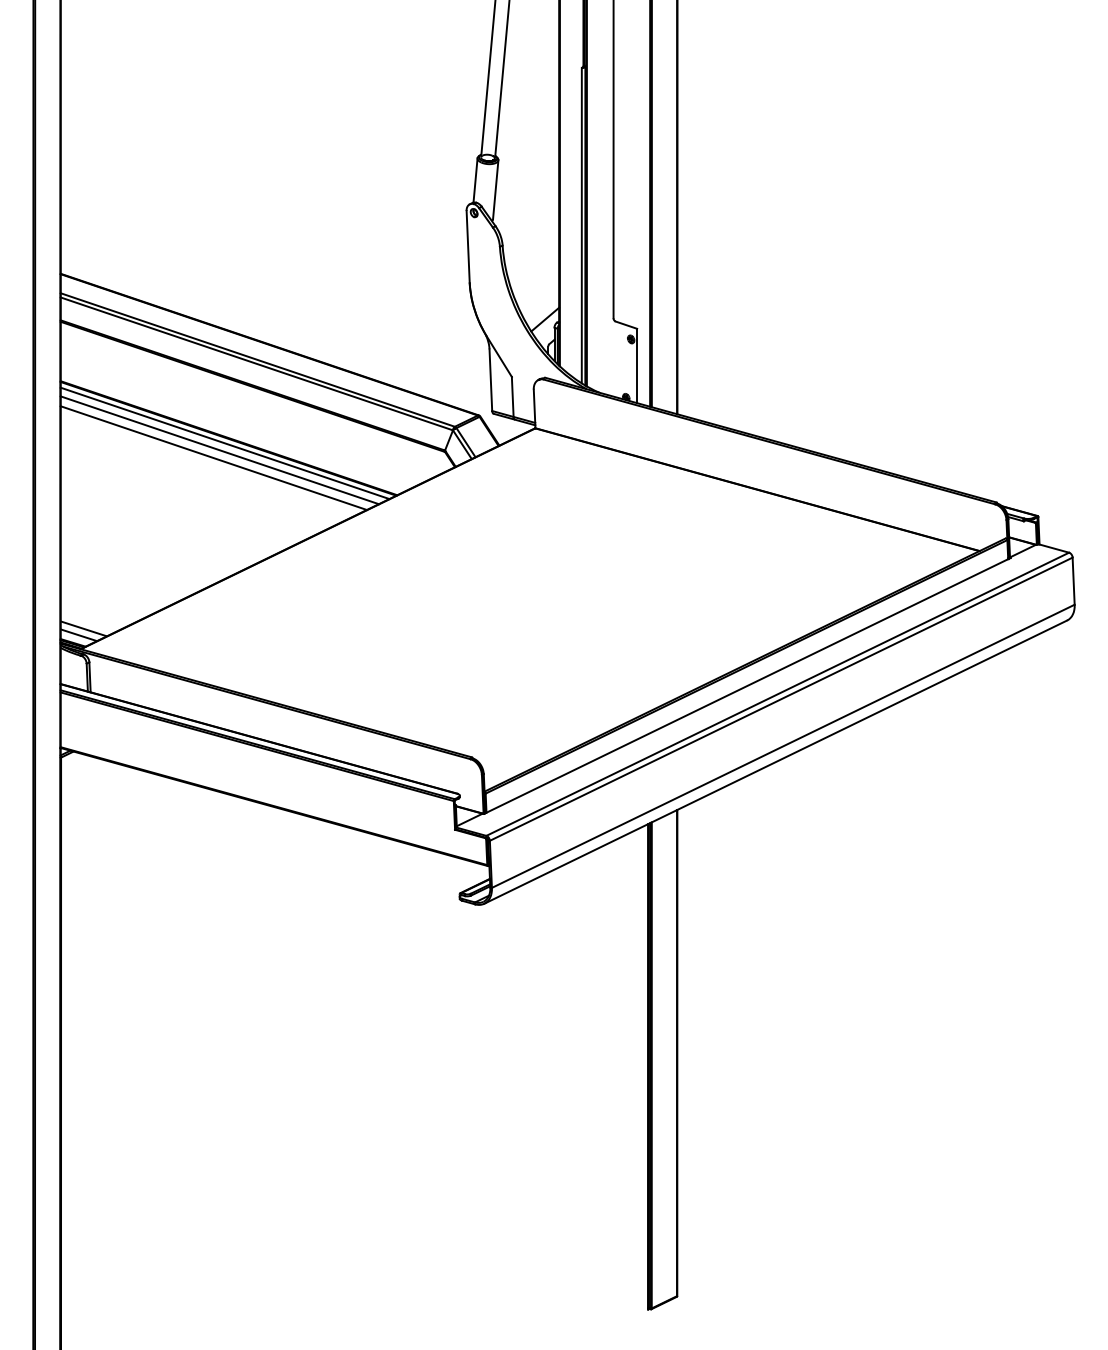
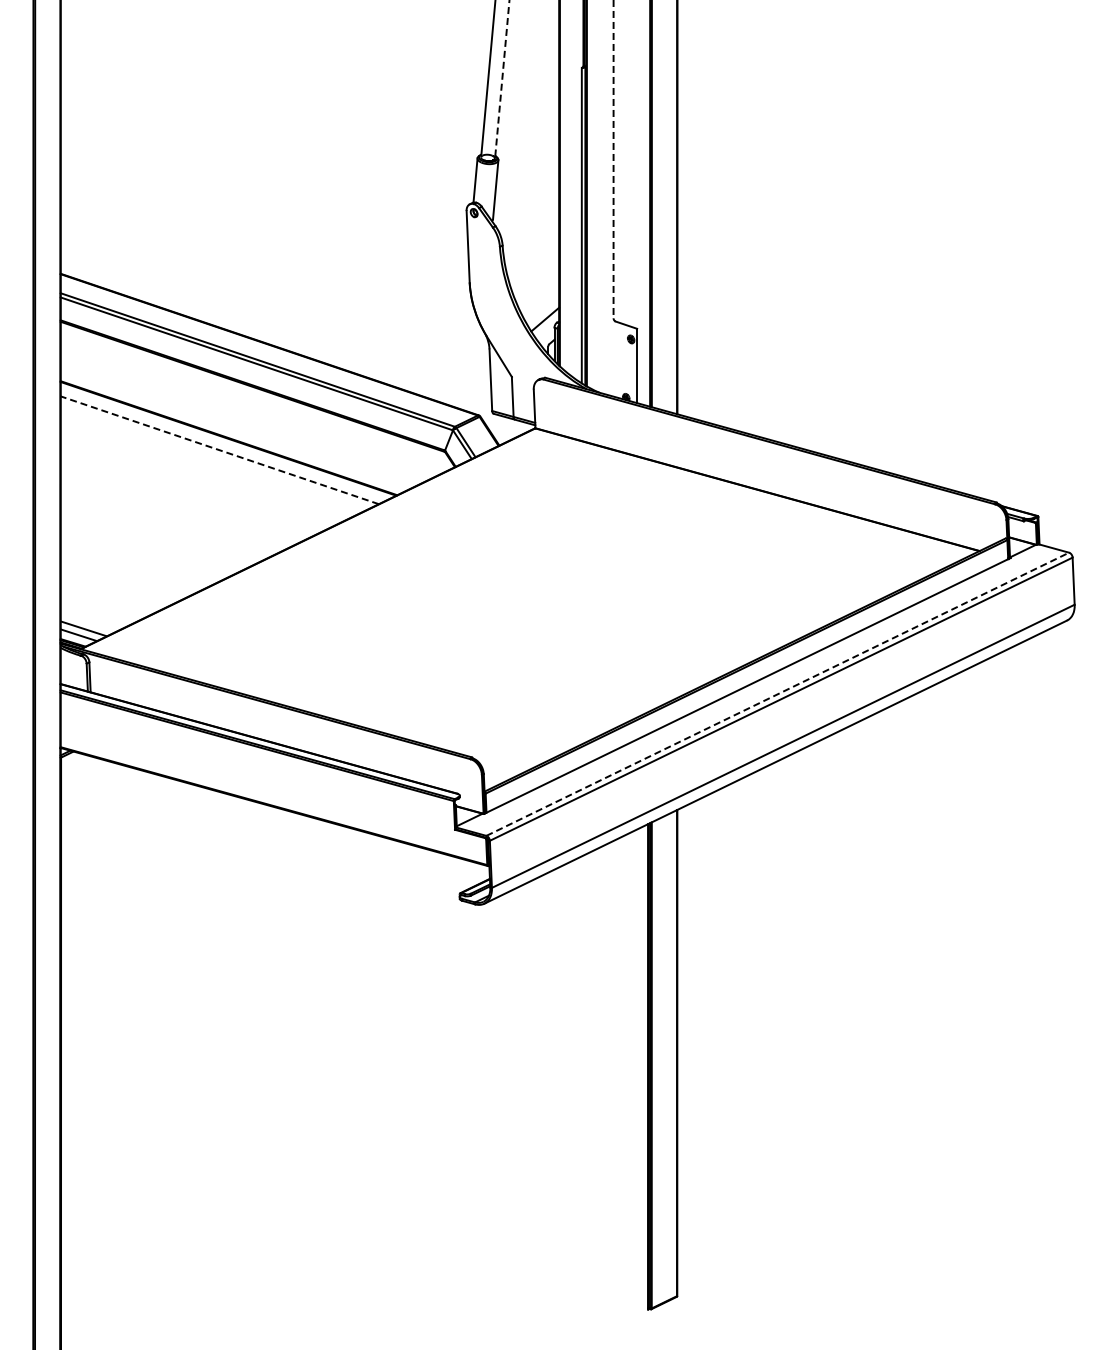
line: solid -> dashed (502, 77)
line: solid -> dashed (613, 159)
line: present -> none (224, 443)
line: solid -> dashed (219, 450)
line: present -> none (213, 458)
line: solid -> dashed (777, 694)
